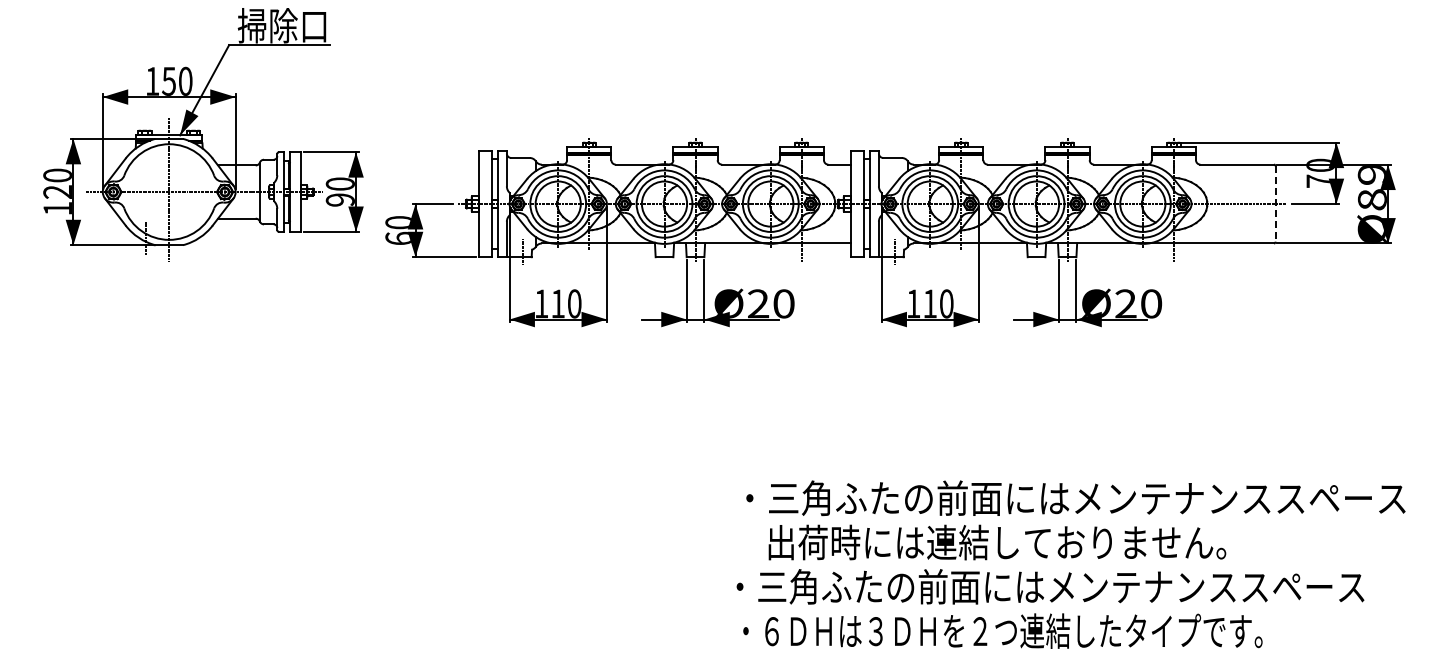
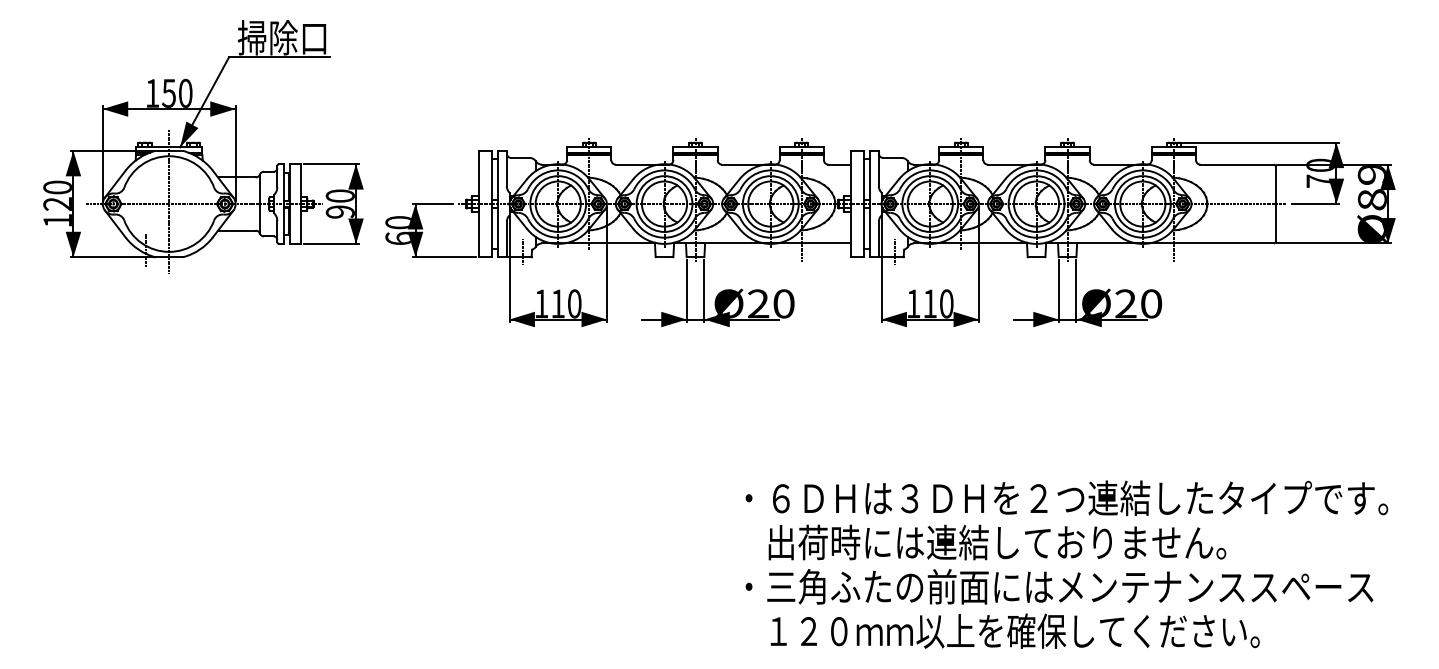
part position: (203, 134) -> (203, 146) (203, 146)
line: dashed -> solid (1275, 204)
text: ・三角ふたの前面にはメンテナンススペース -> ・６ＤＨは３ＤＨを２つ連結したタイプです。 (1075, 498)
text position: (1050, 586) -> (1059, 586) (1059, 586)
text: ・６ＤＨは３ＤＨを２つ連結したタイプです。 -> １２０ｍｍ以上を確保してください。 (1002, 630)
